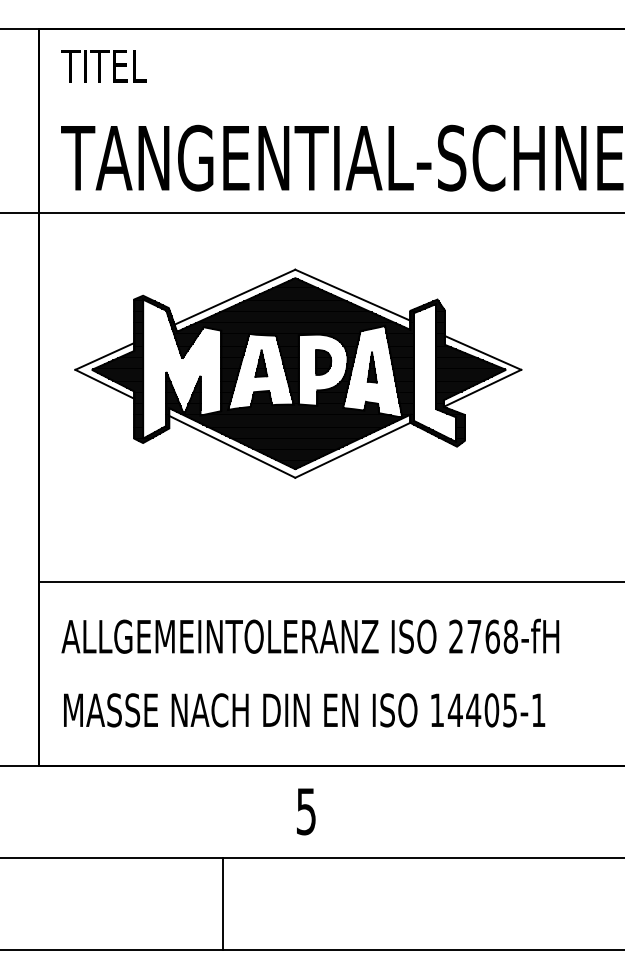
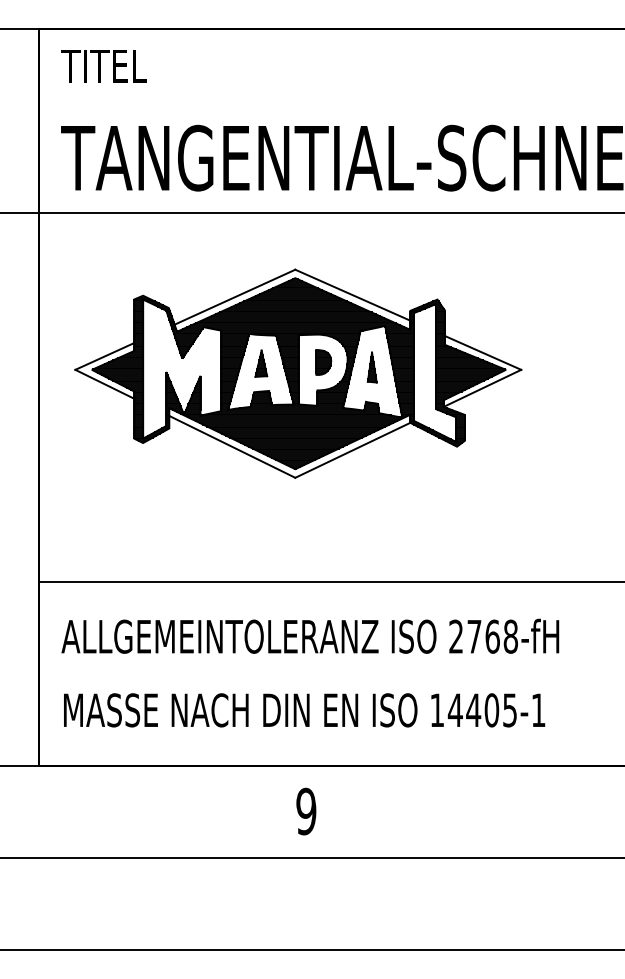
text: 5 -> 9 (306, 811)
line: present -> none (222, 903)
